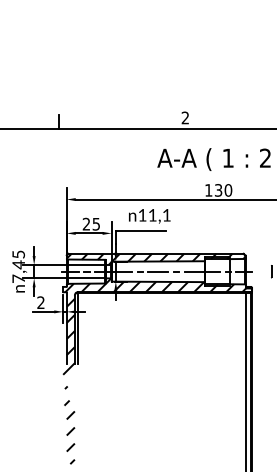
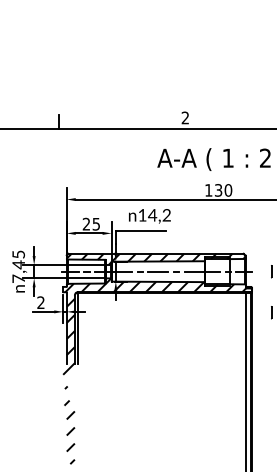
text: 11,1 -> 14,2 (159, 215)
line: none -> present (271, 312)
